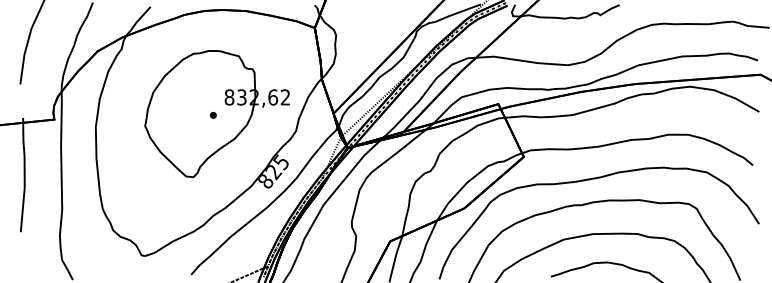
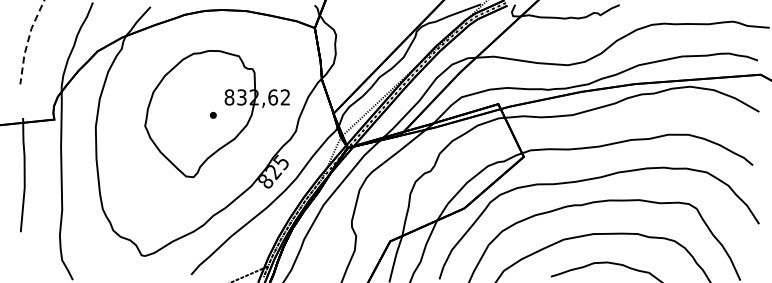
line: solid -> dashed (28, 41)
